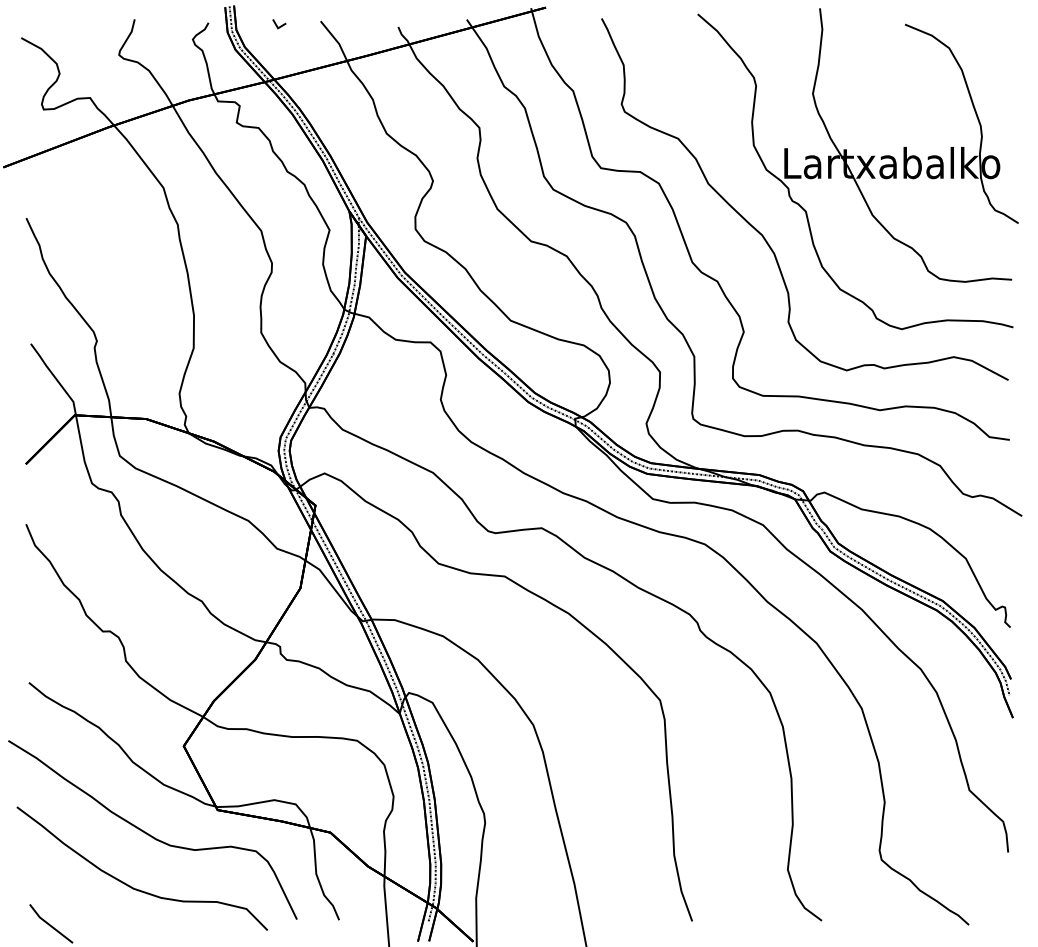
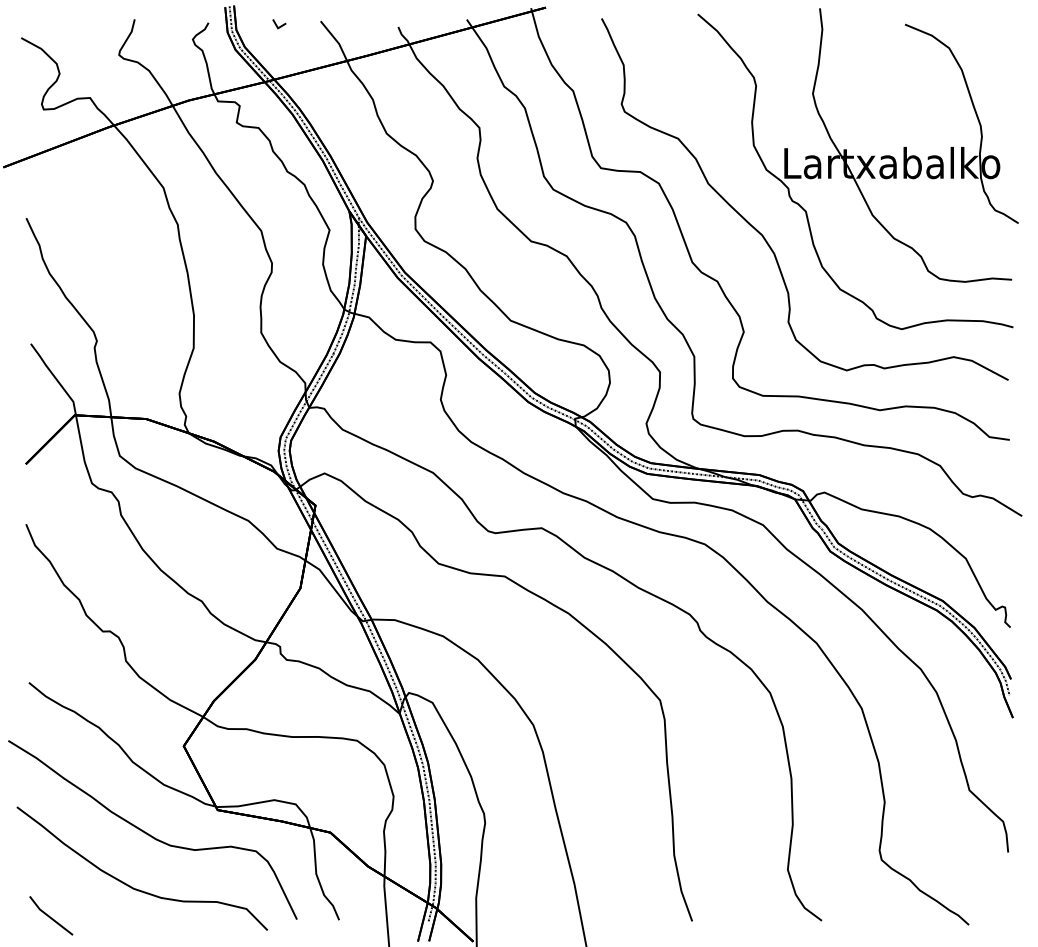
part position: (51, 923) -> (51, 915) (51, 915)
